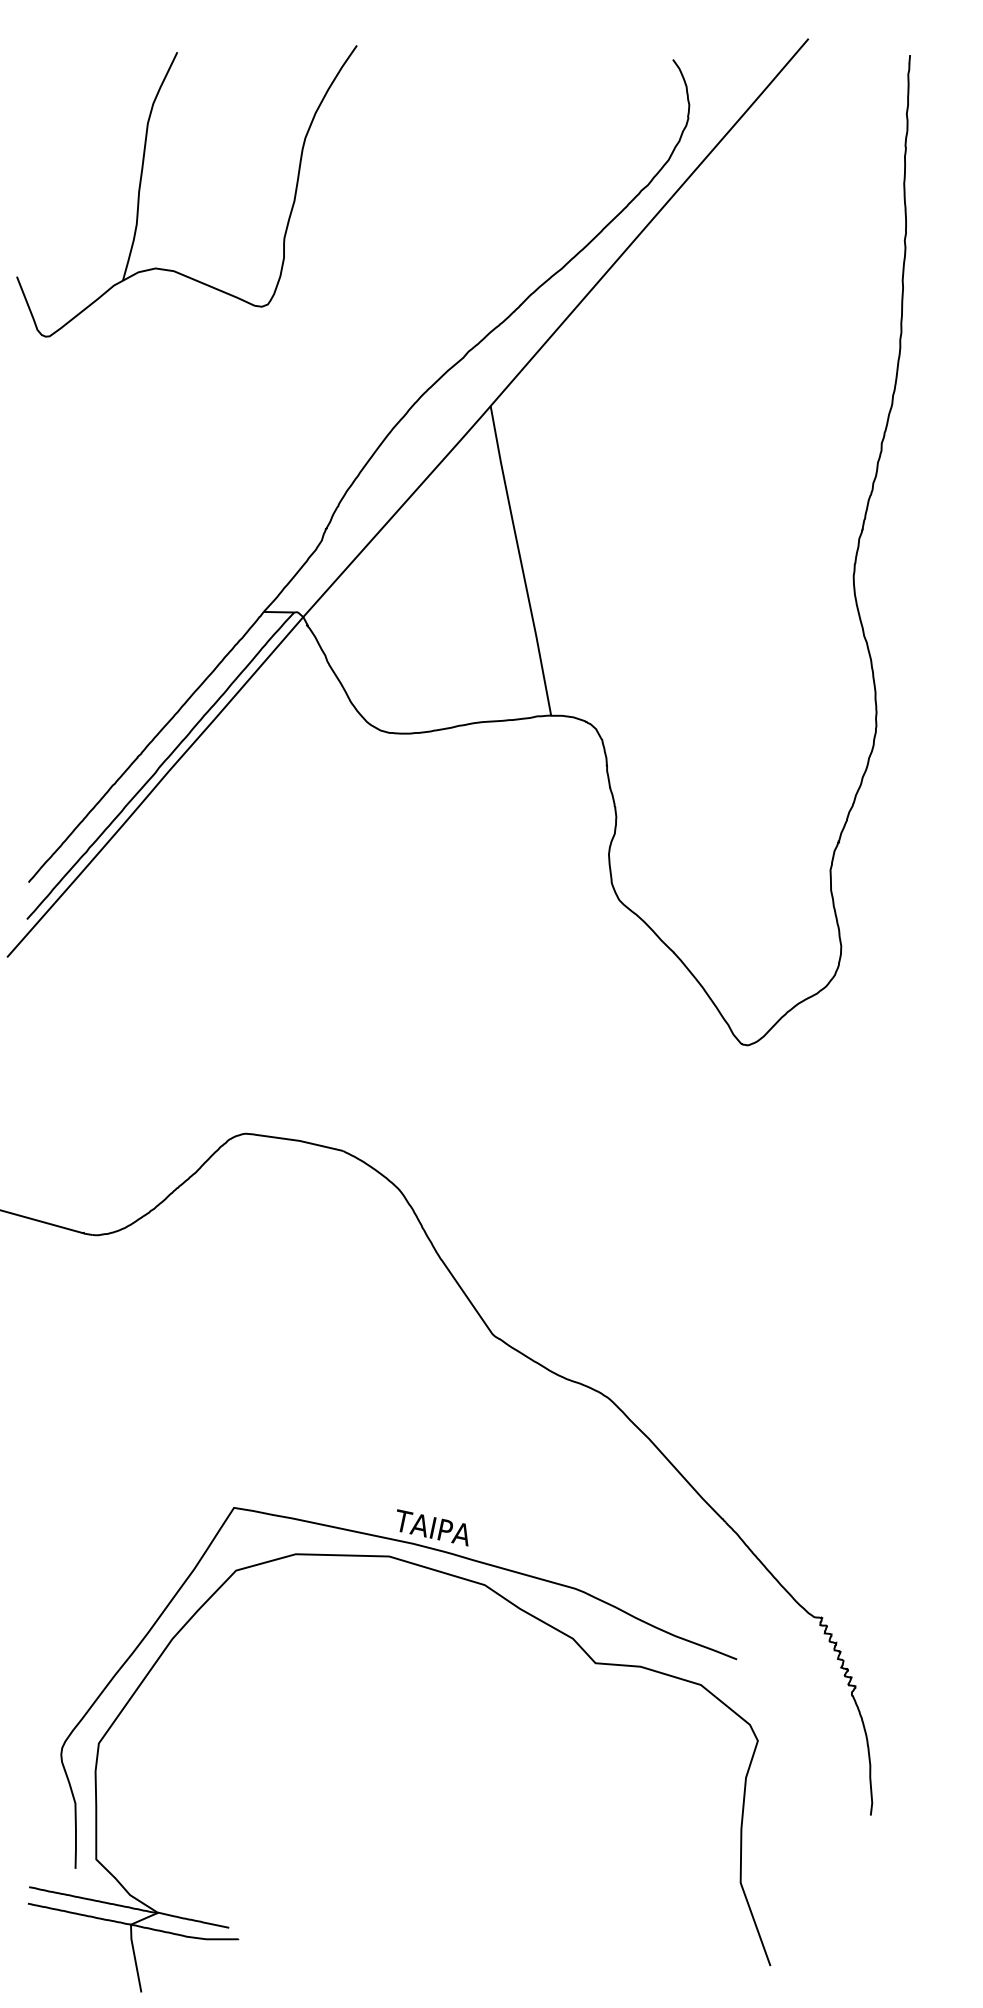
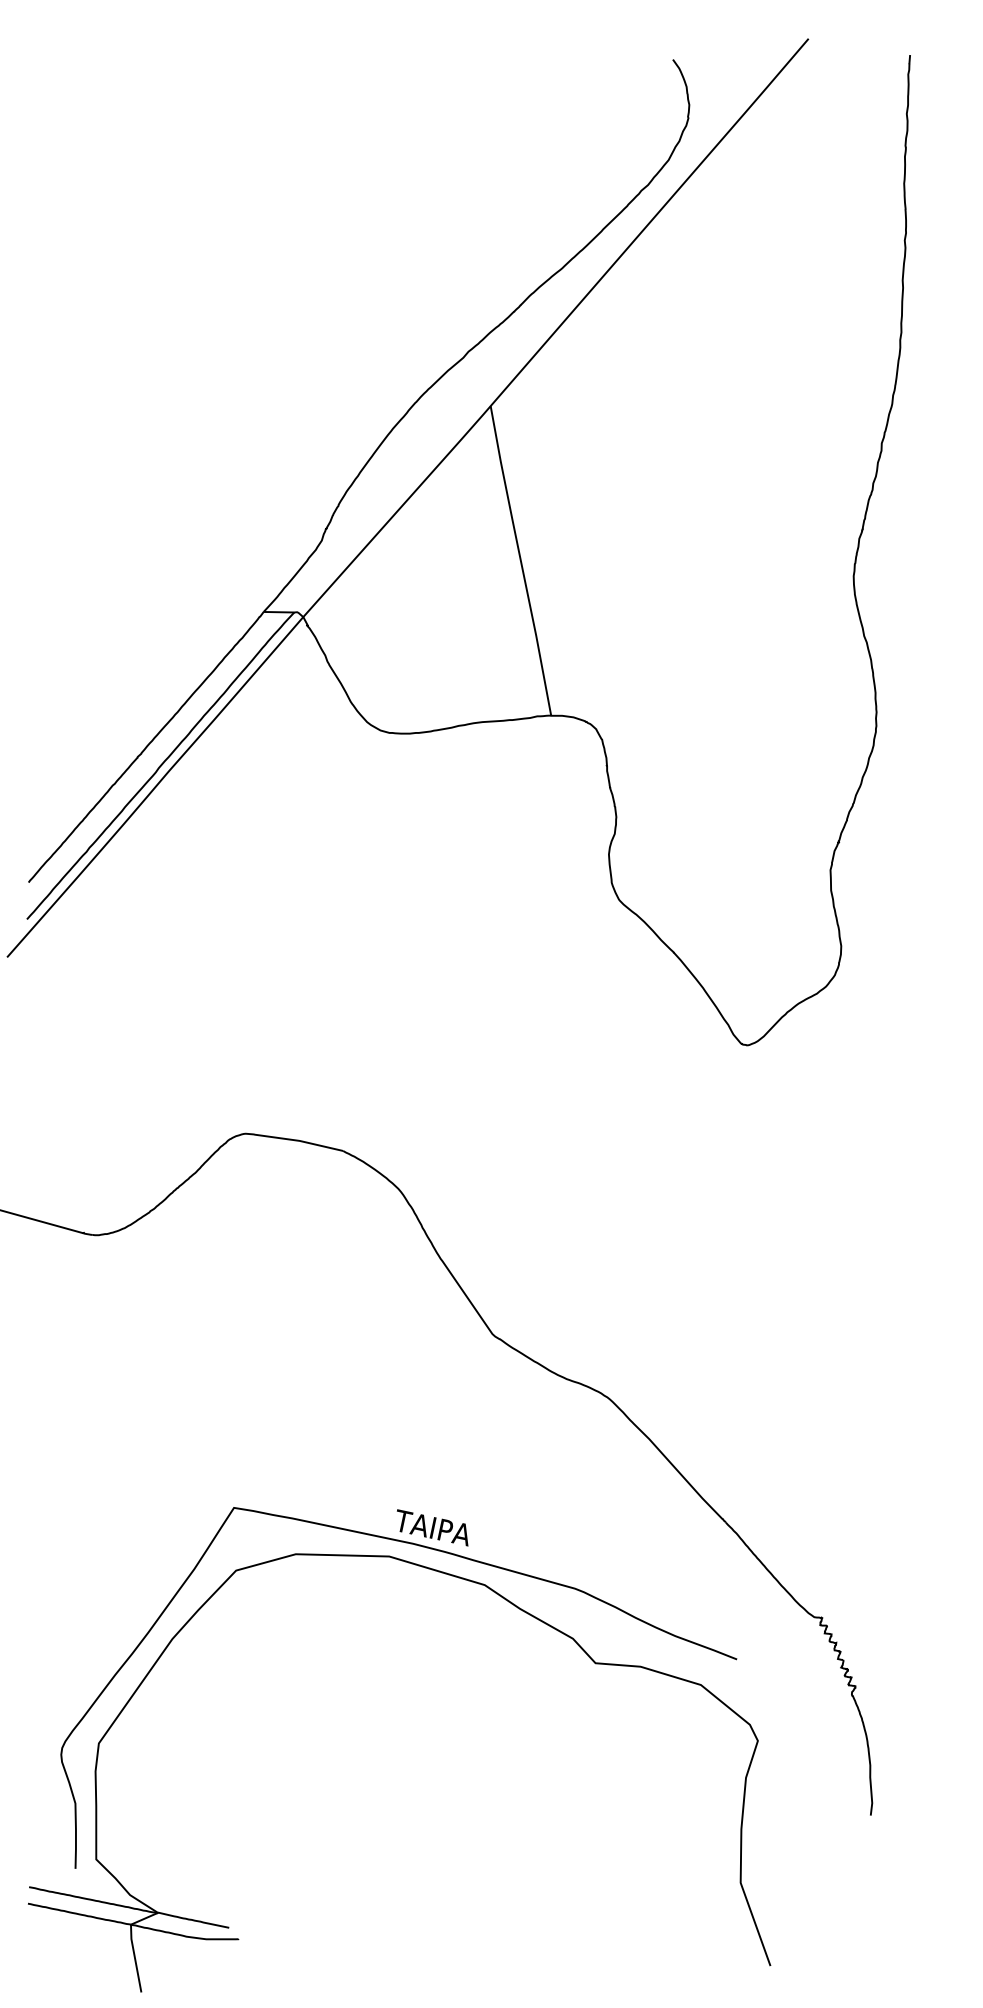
part: present -> none (141, 183)
